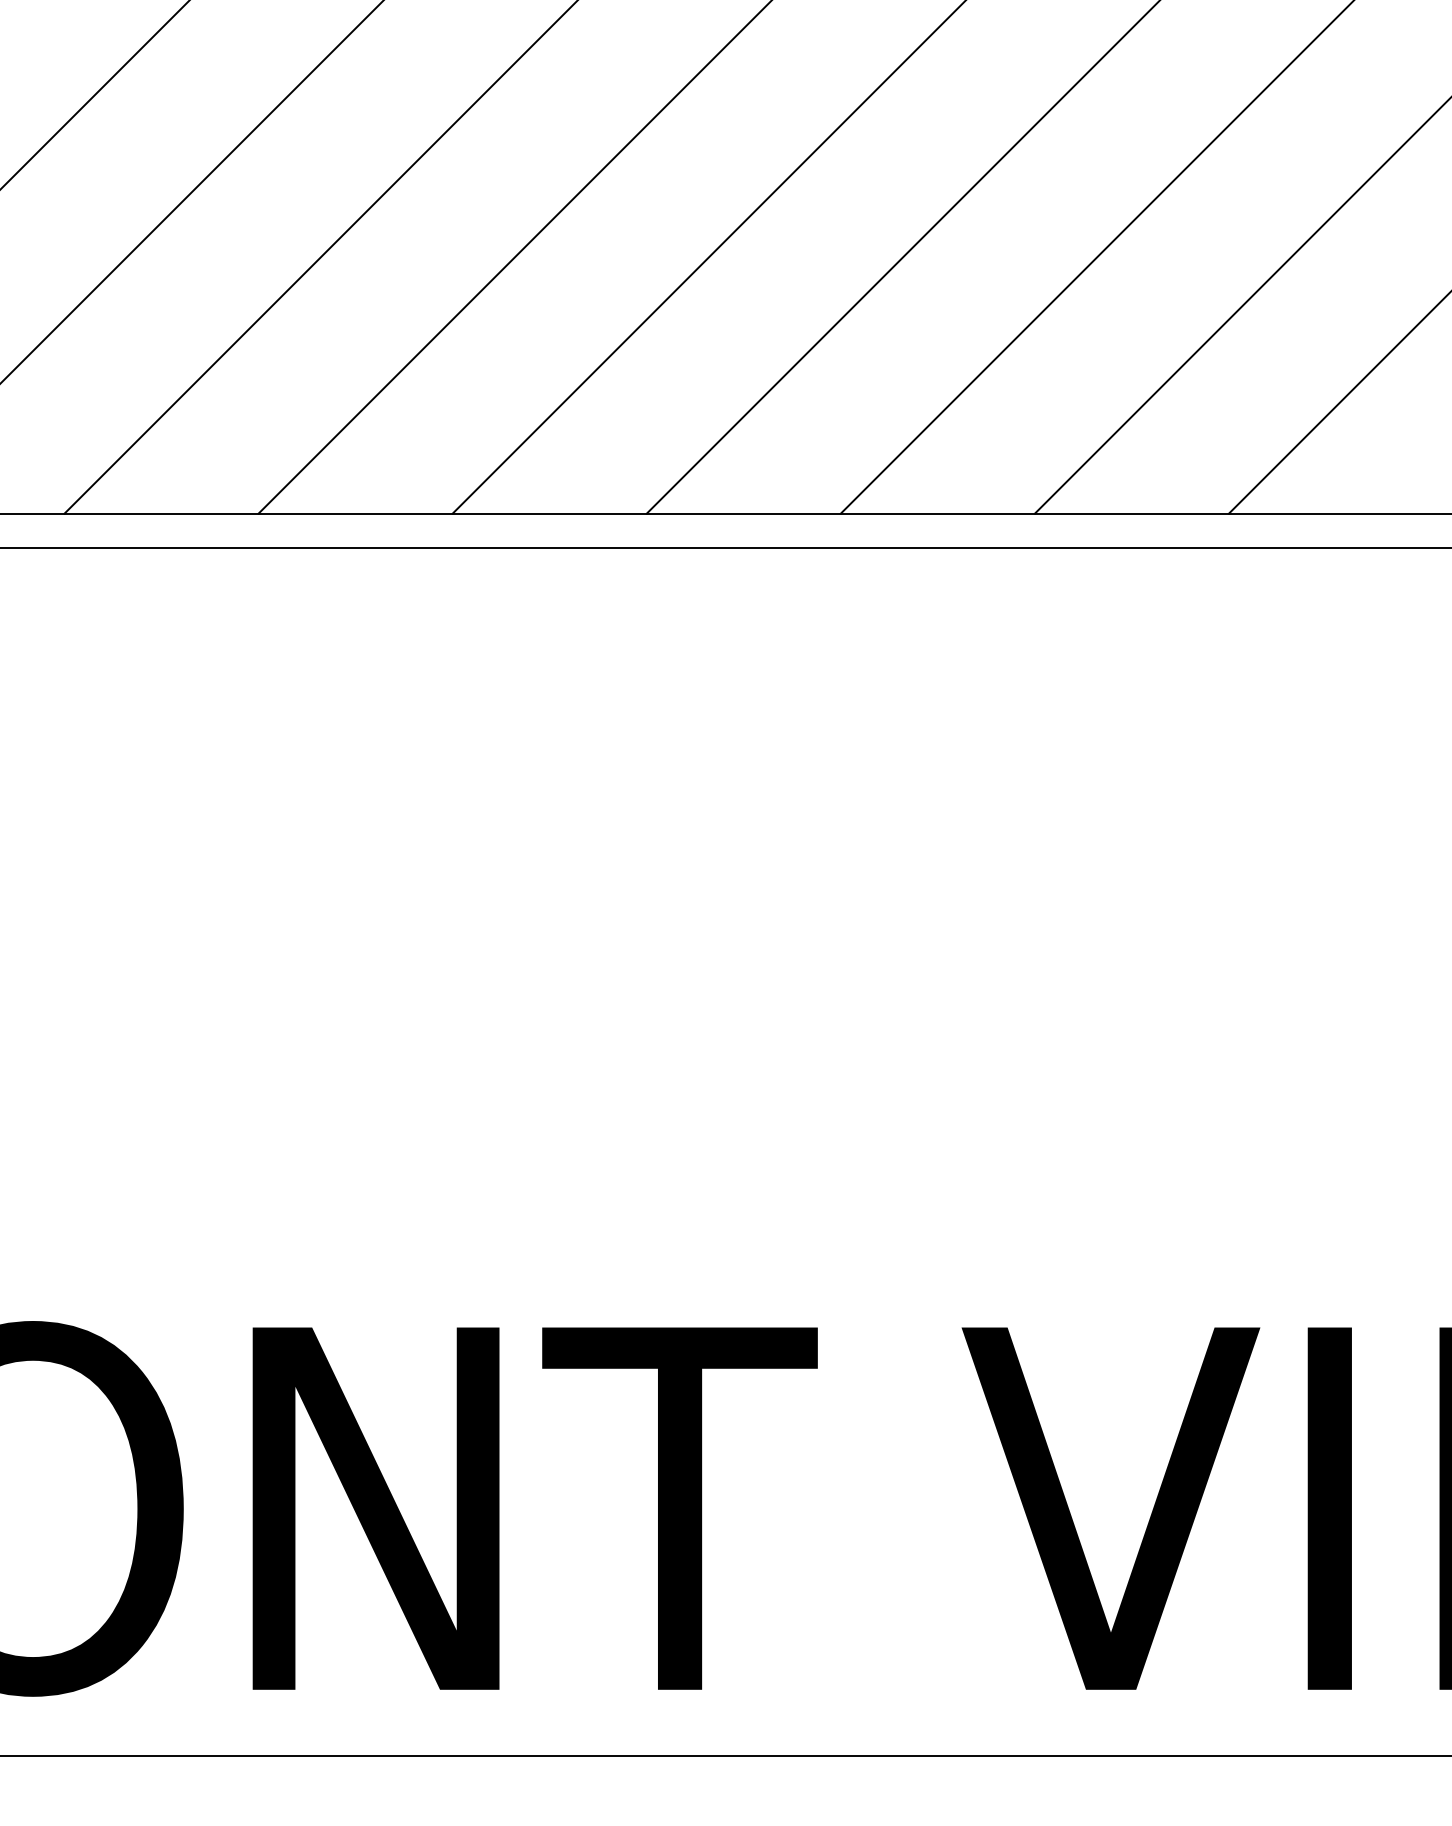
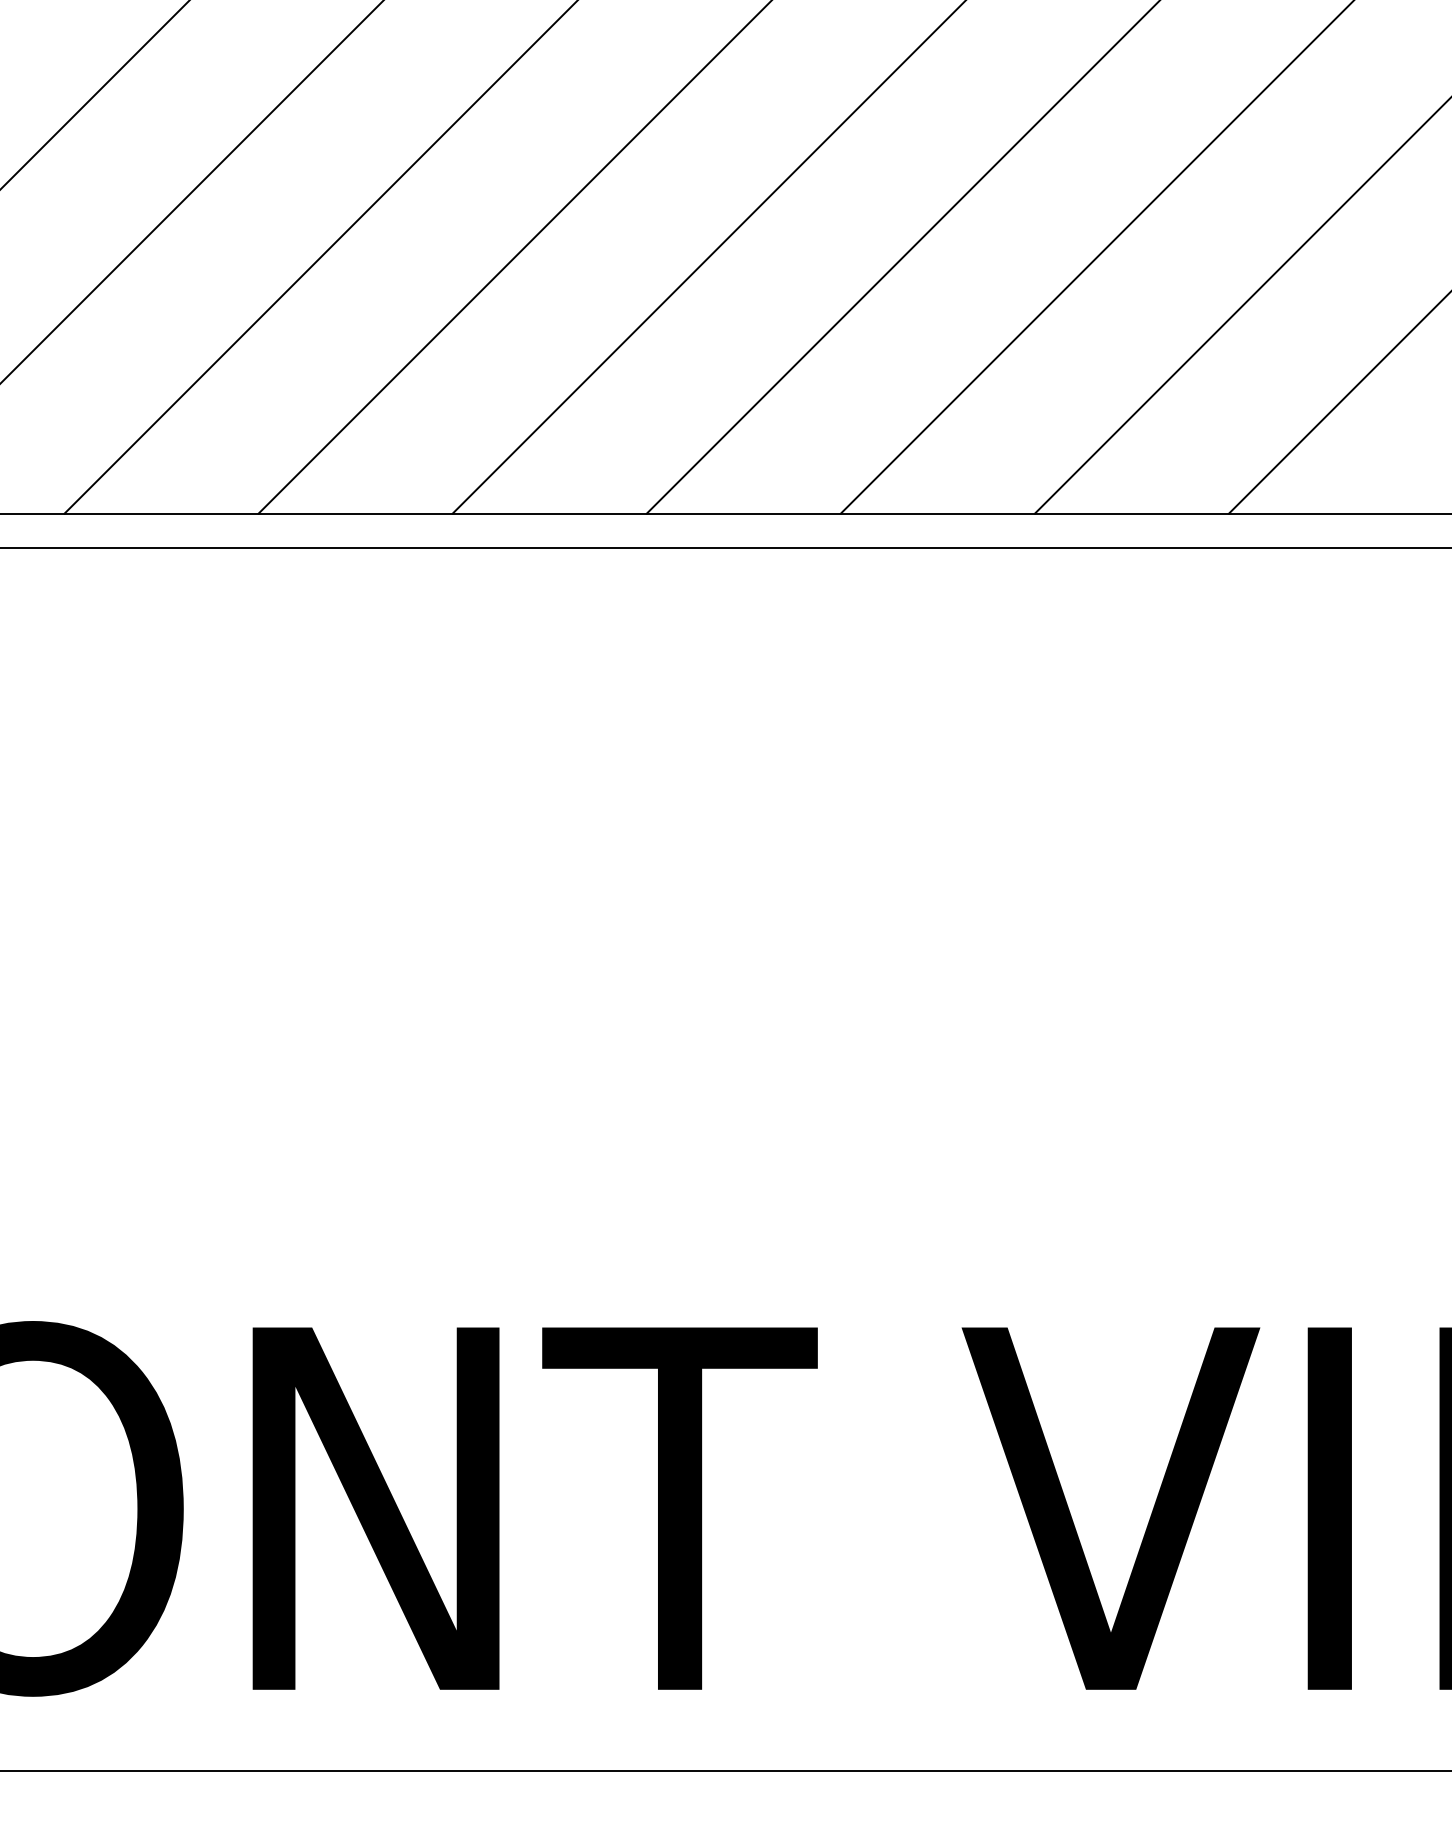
line position: (725, 1756) -> (725, 1771) (725, 1771)
